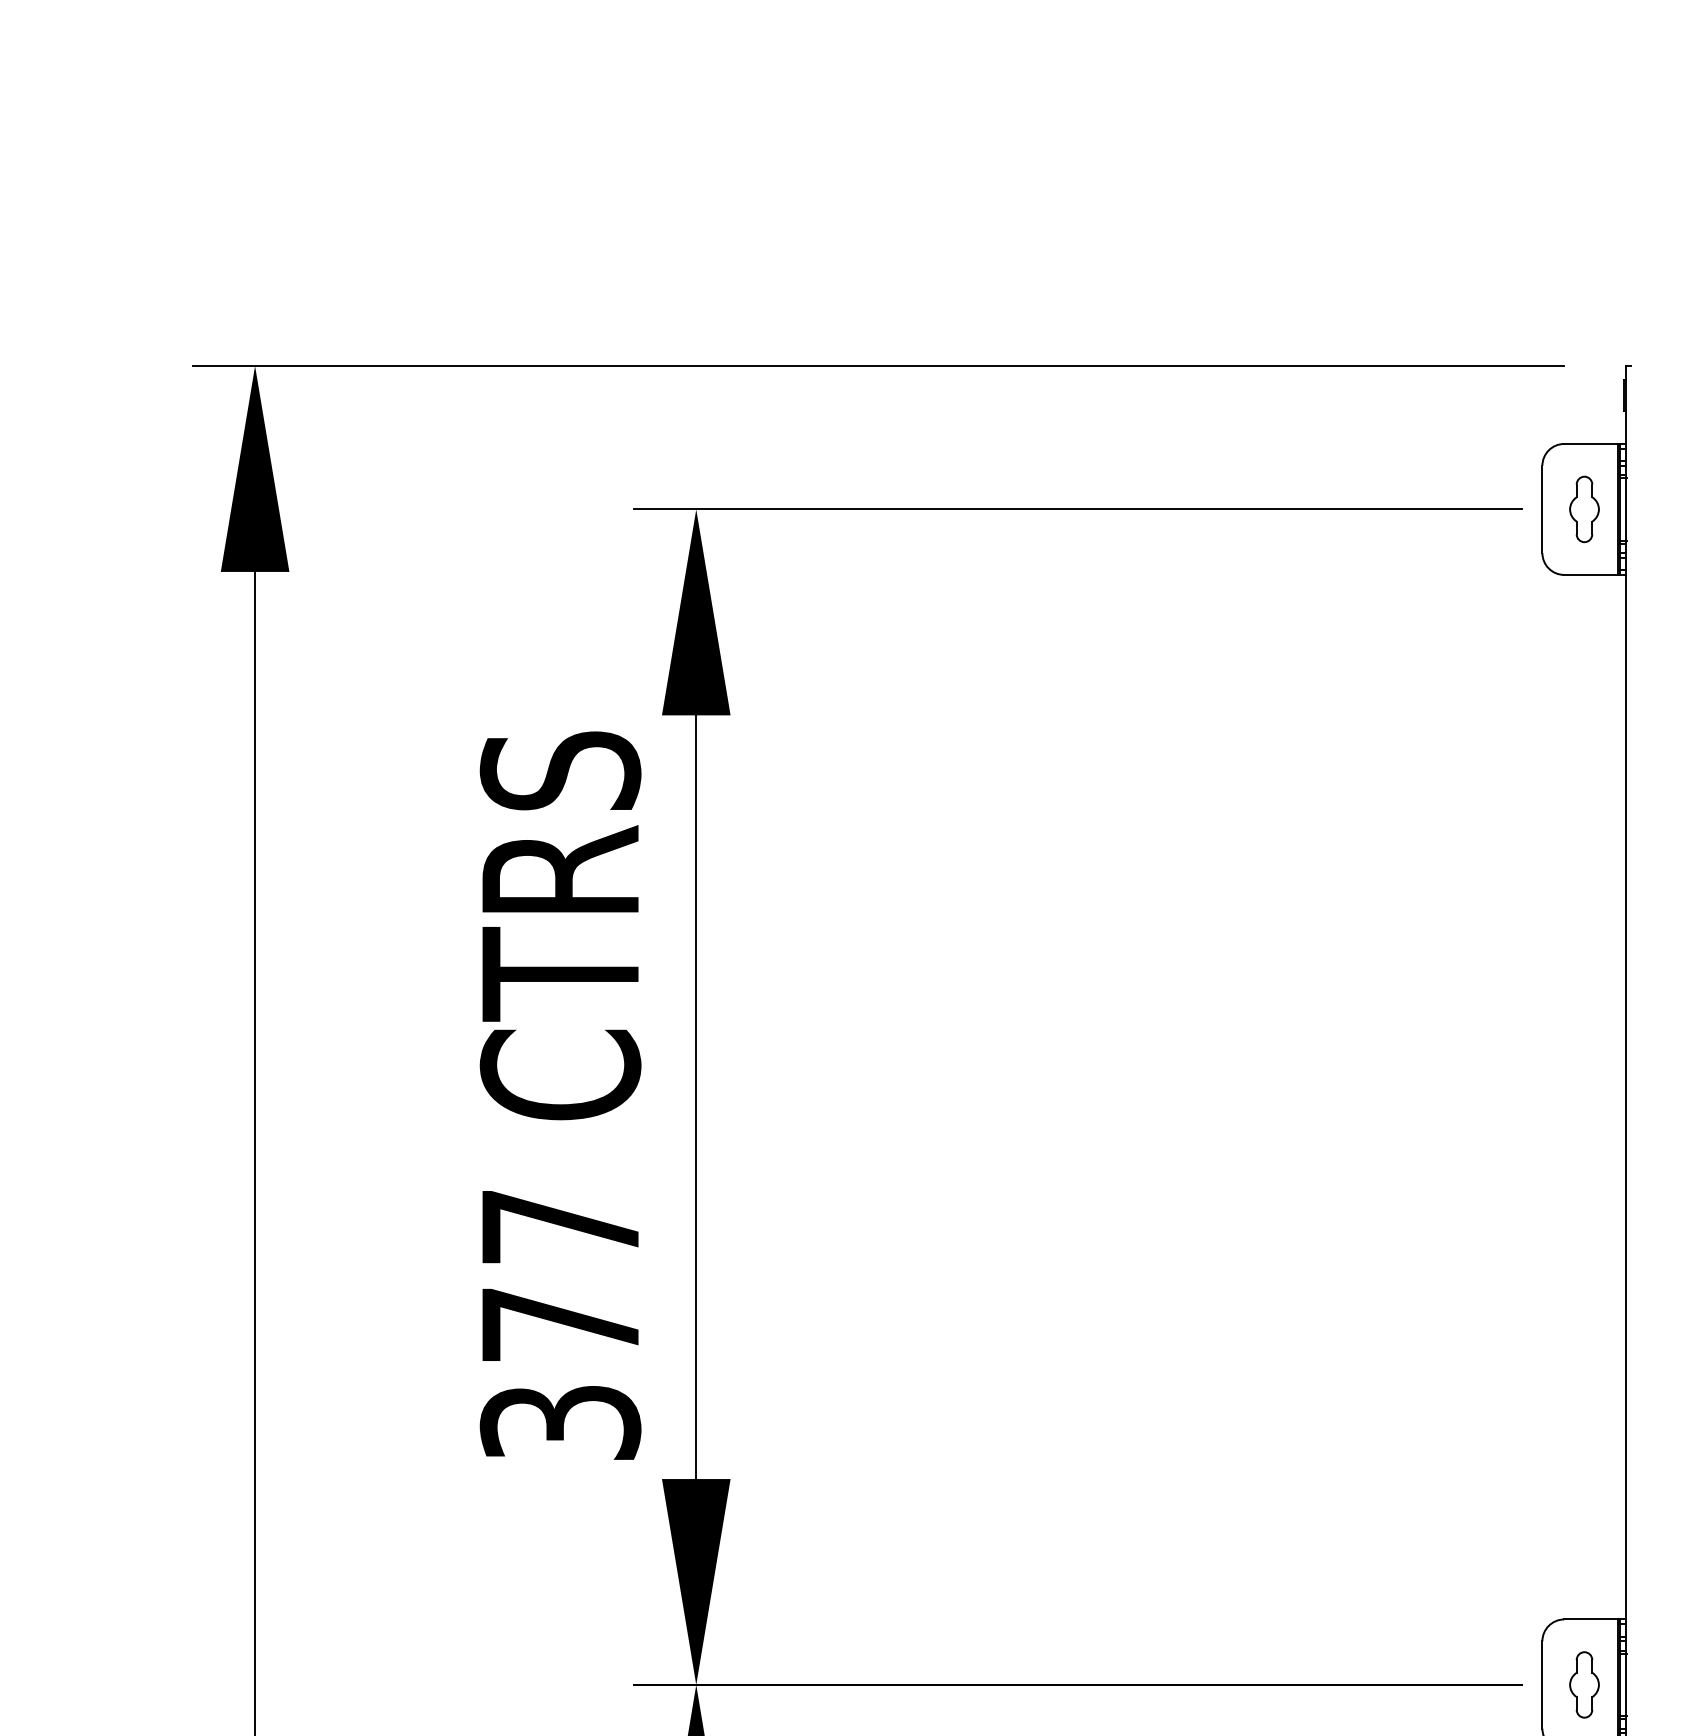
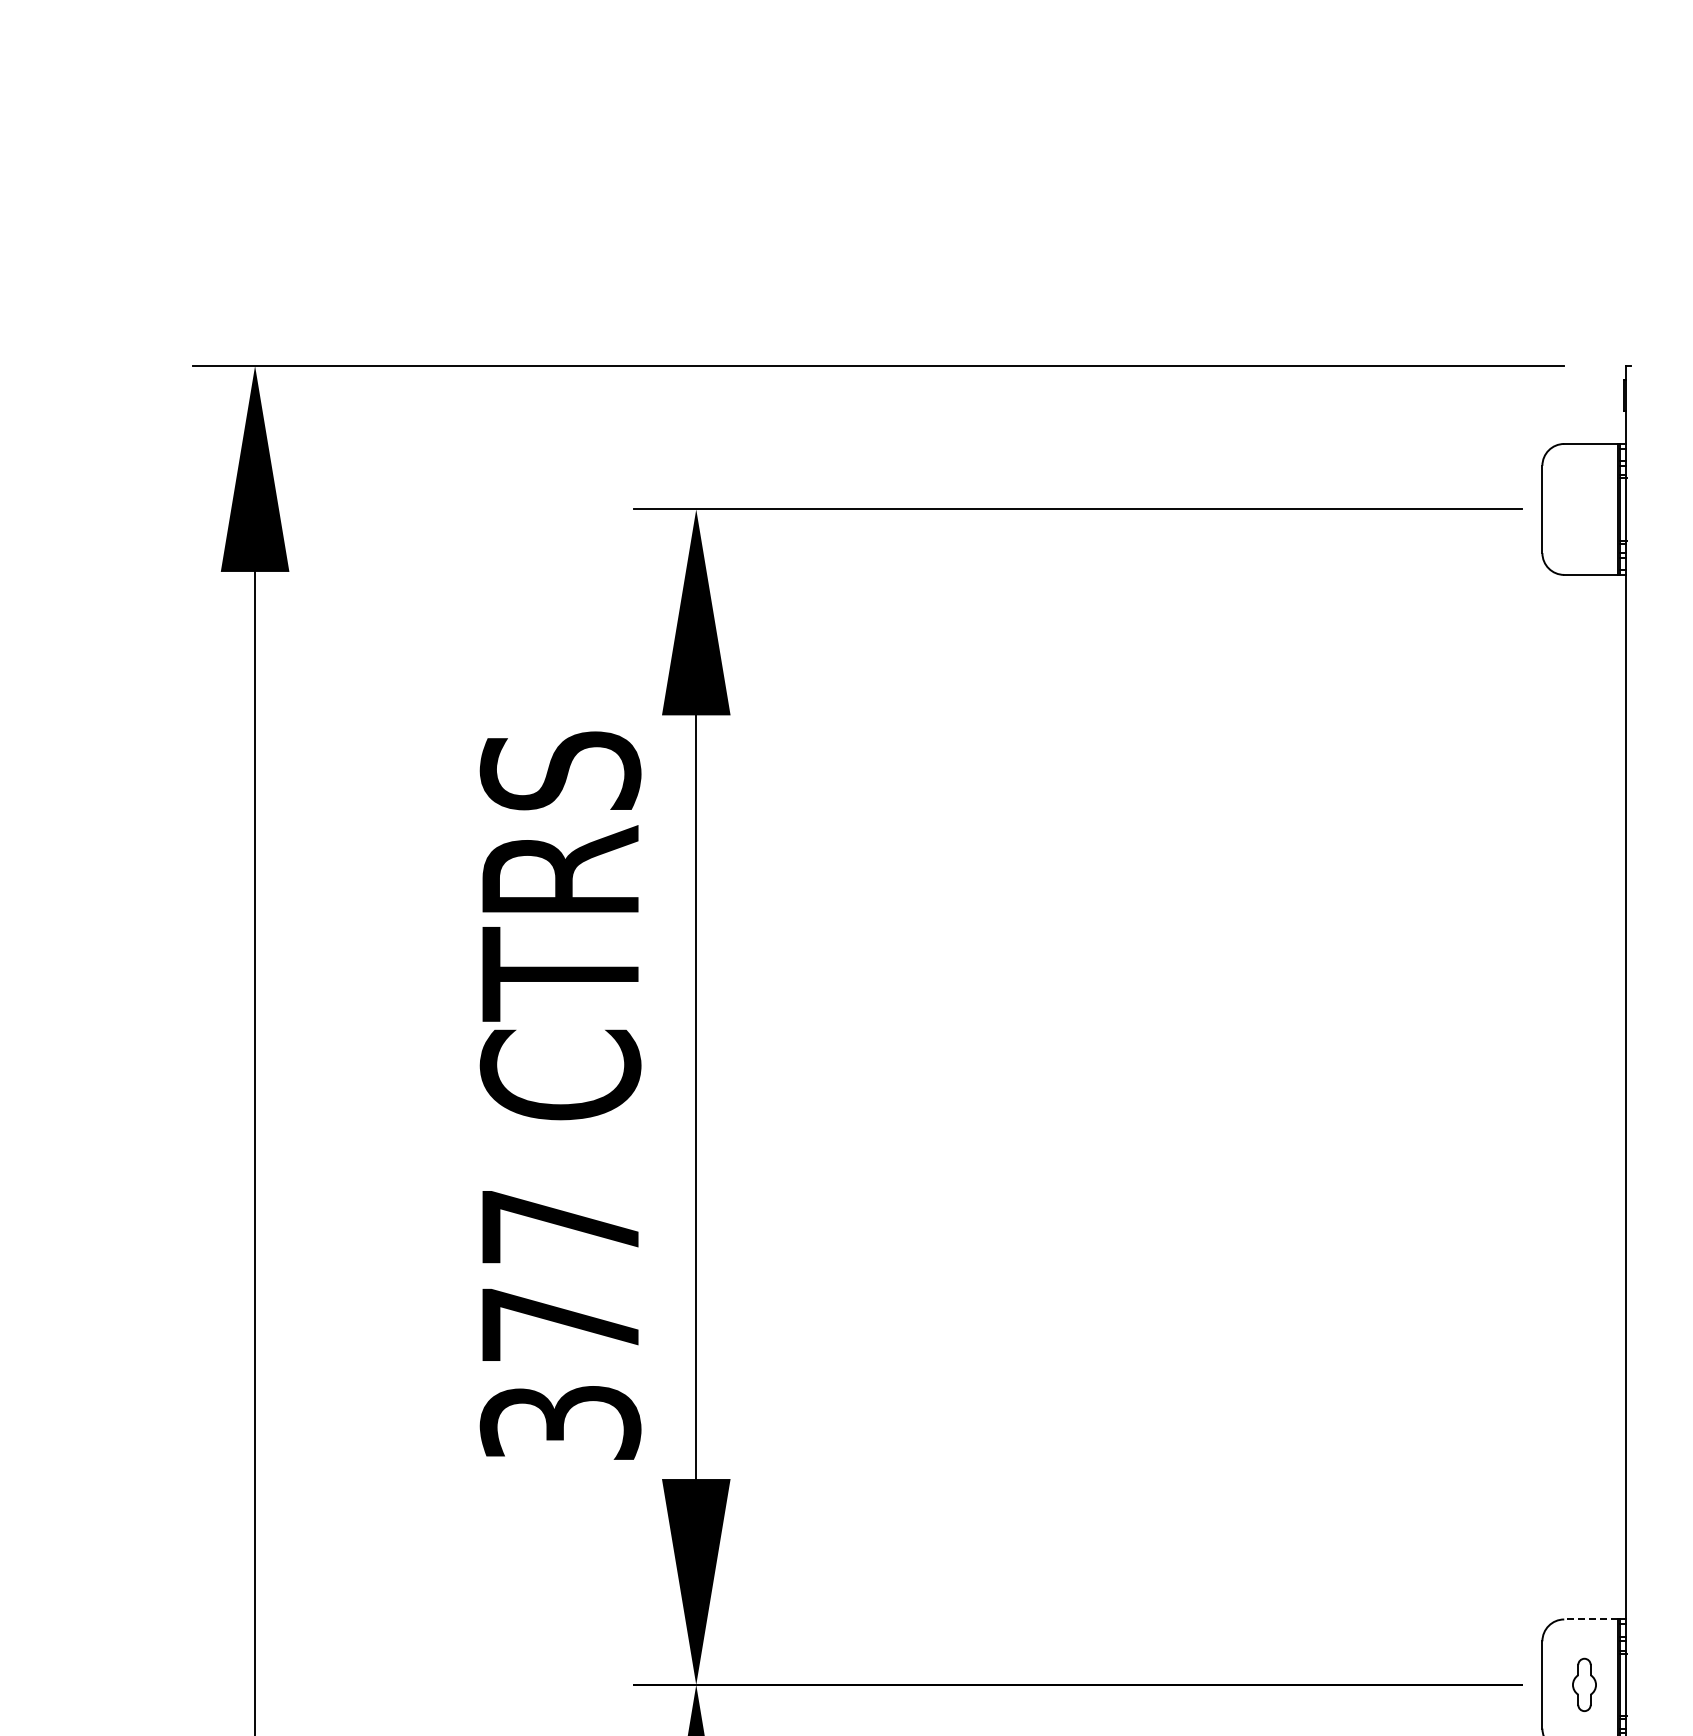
part: present -> none (1584, 509)
line: solid -> dashed (1590, 1619)
part size: 31x68 px -> 25x55 px (1584, 1684)
